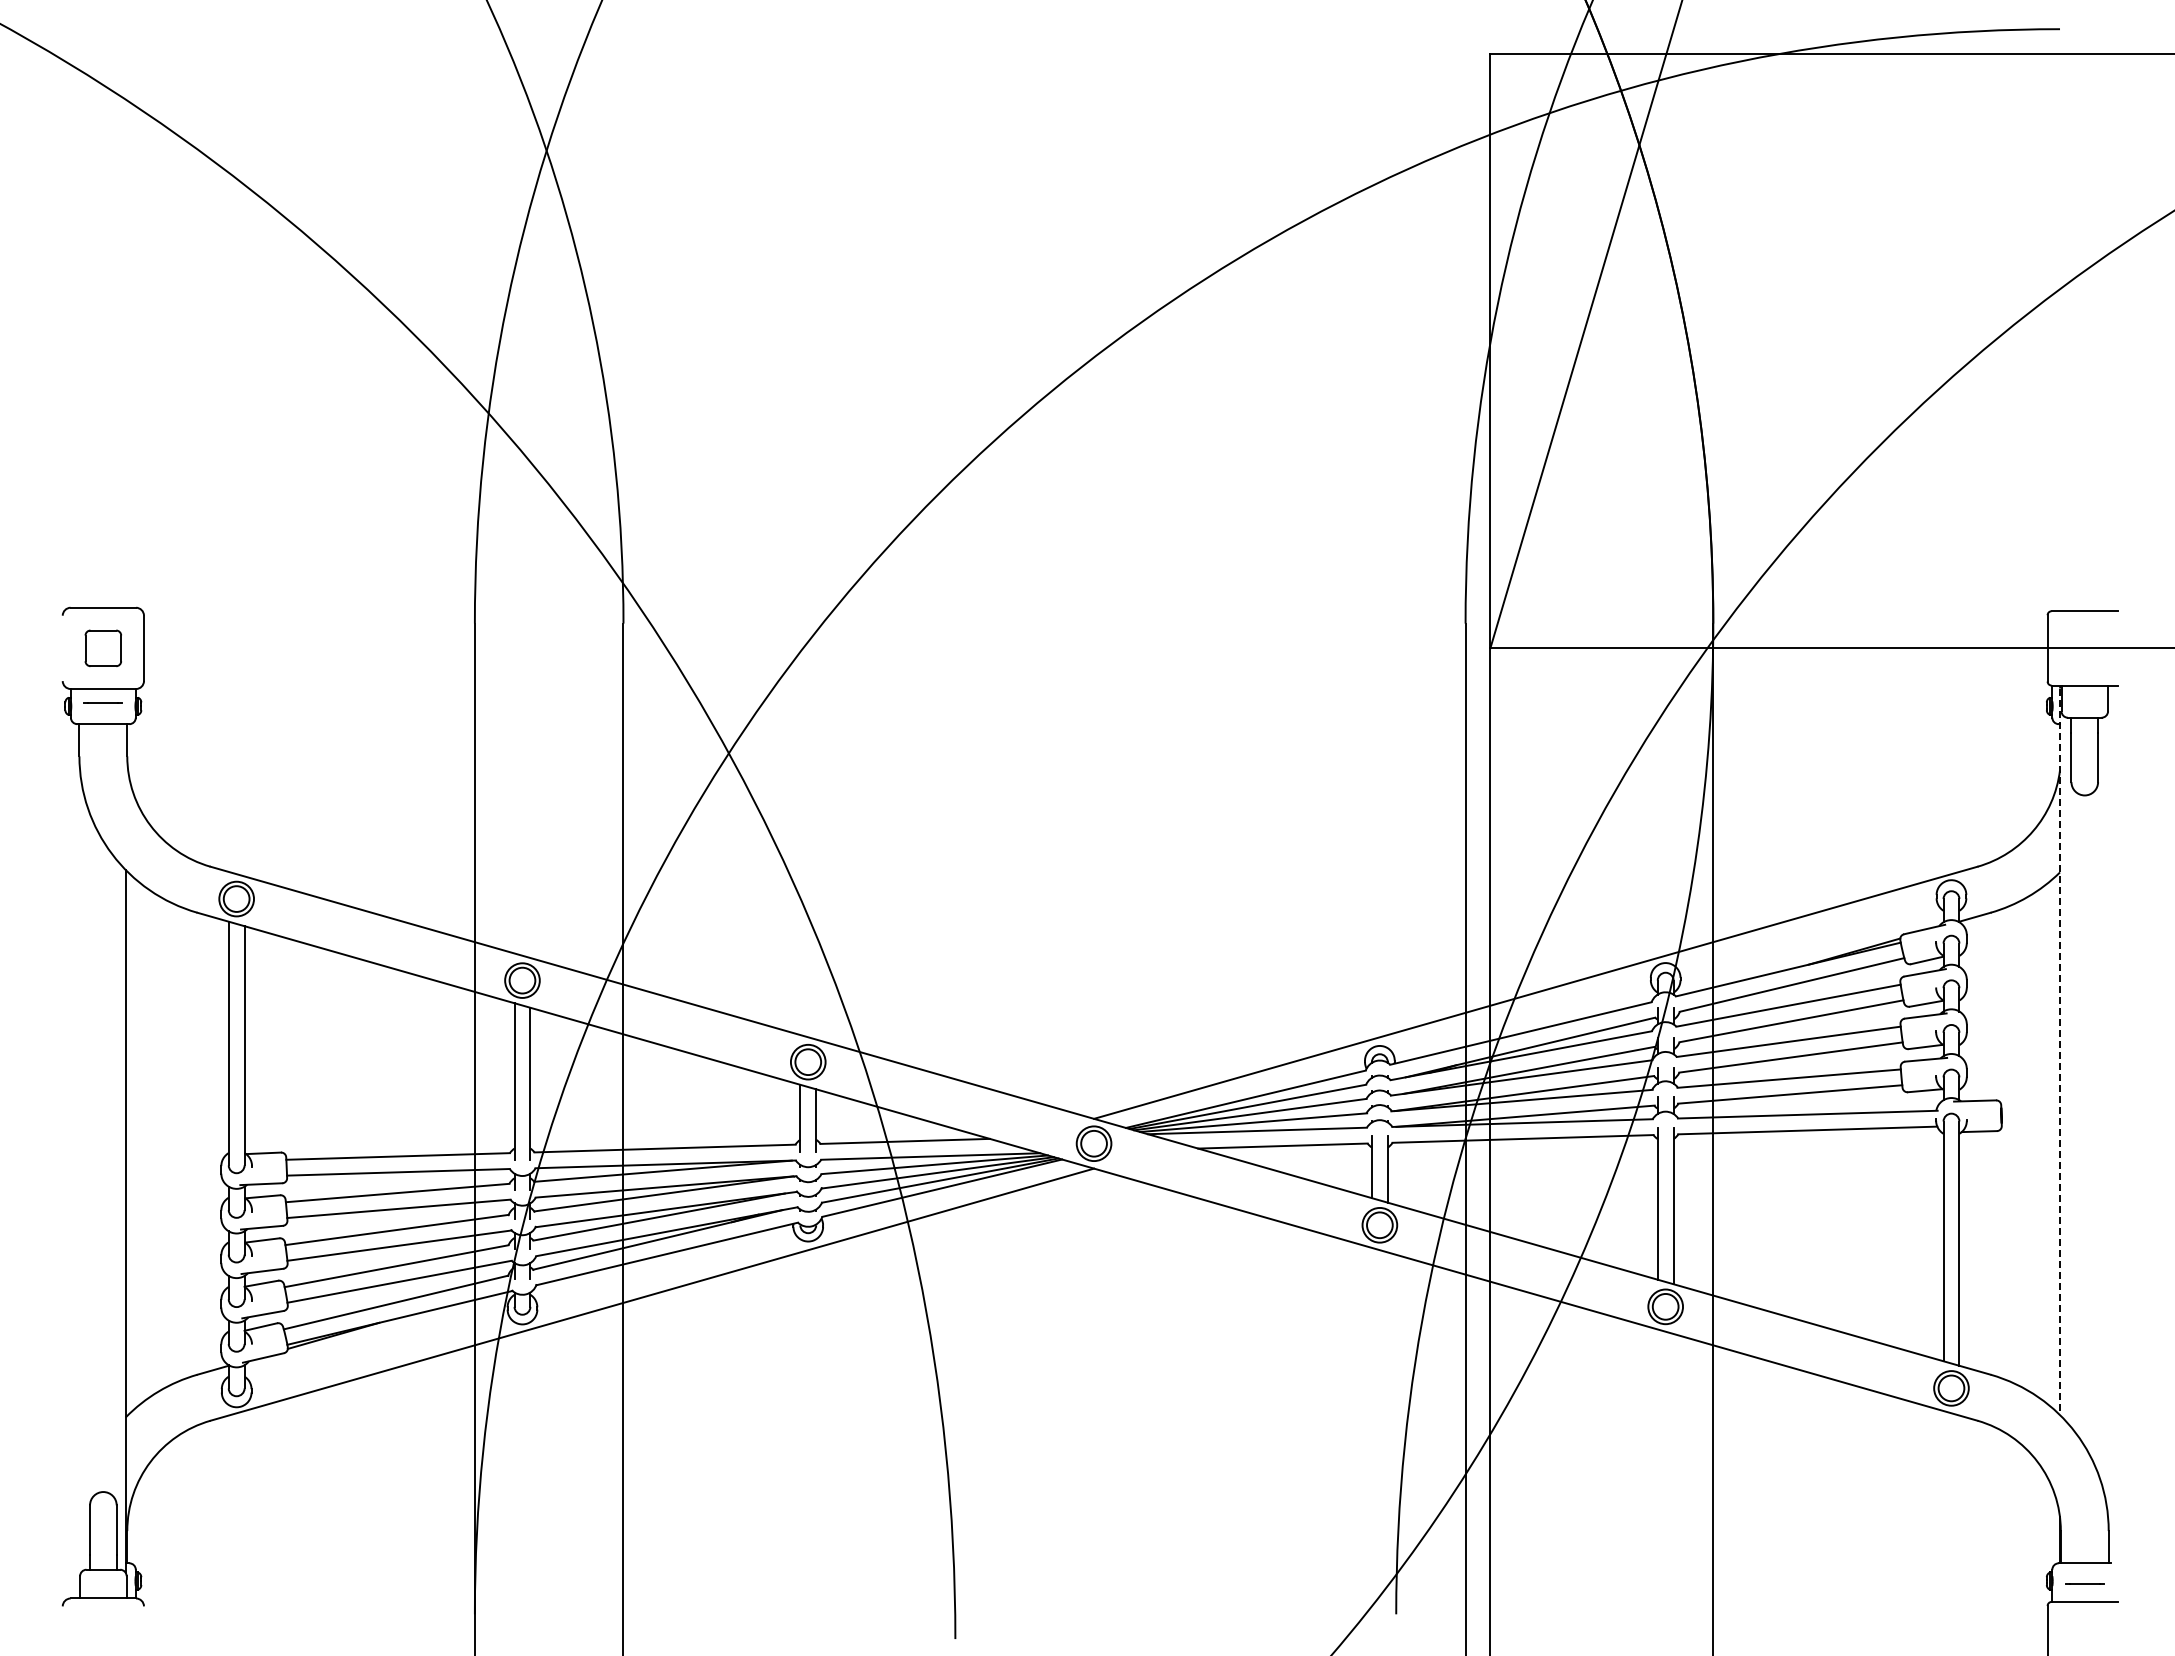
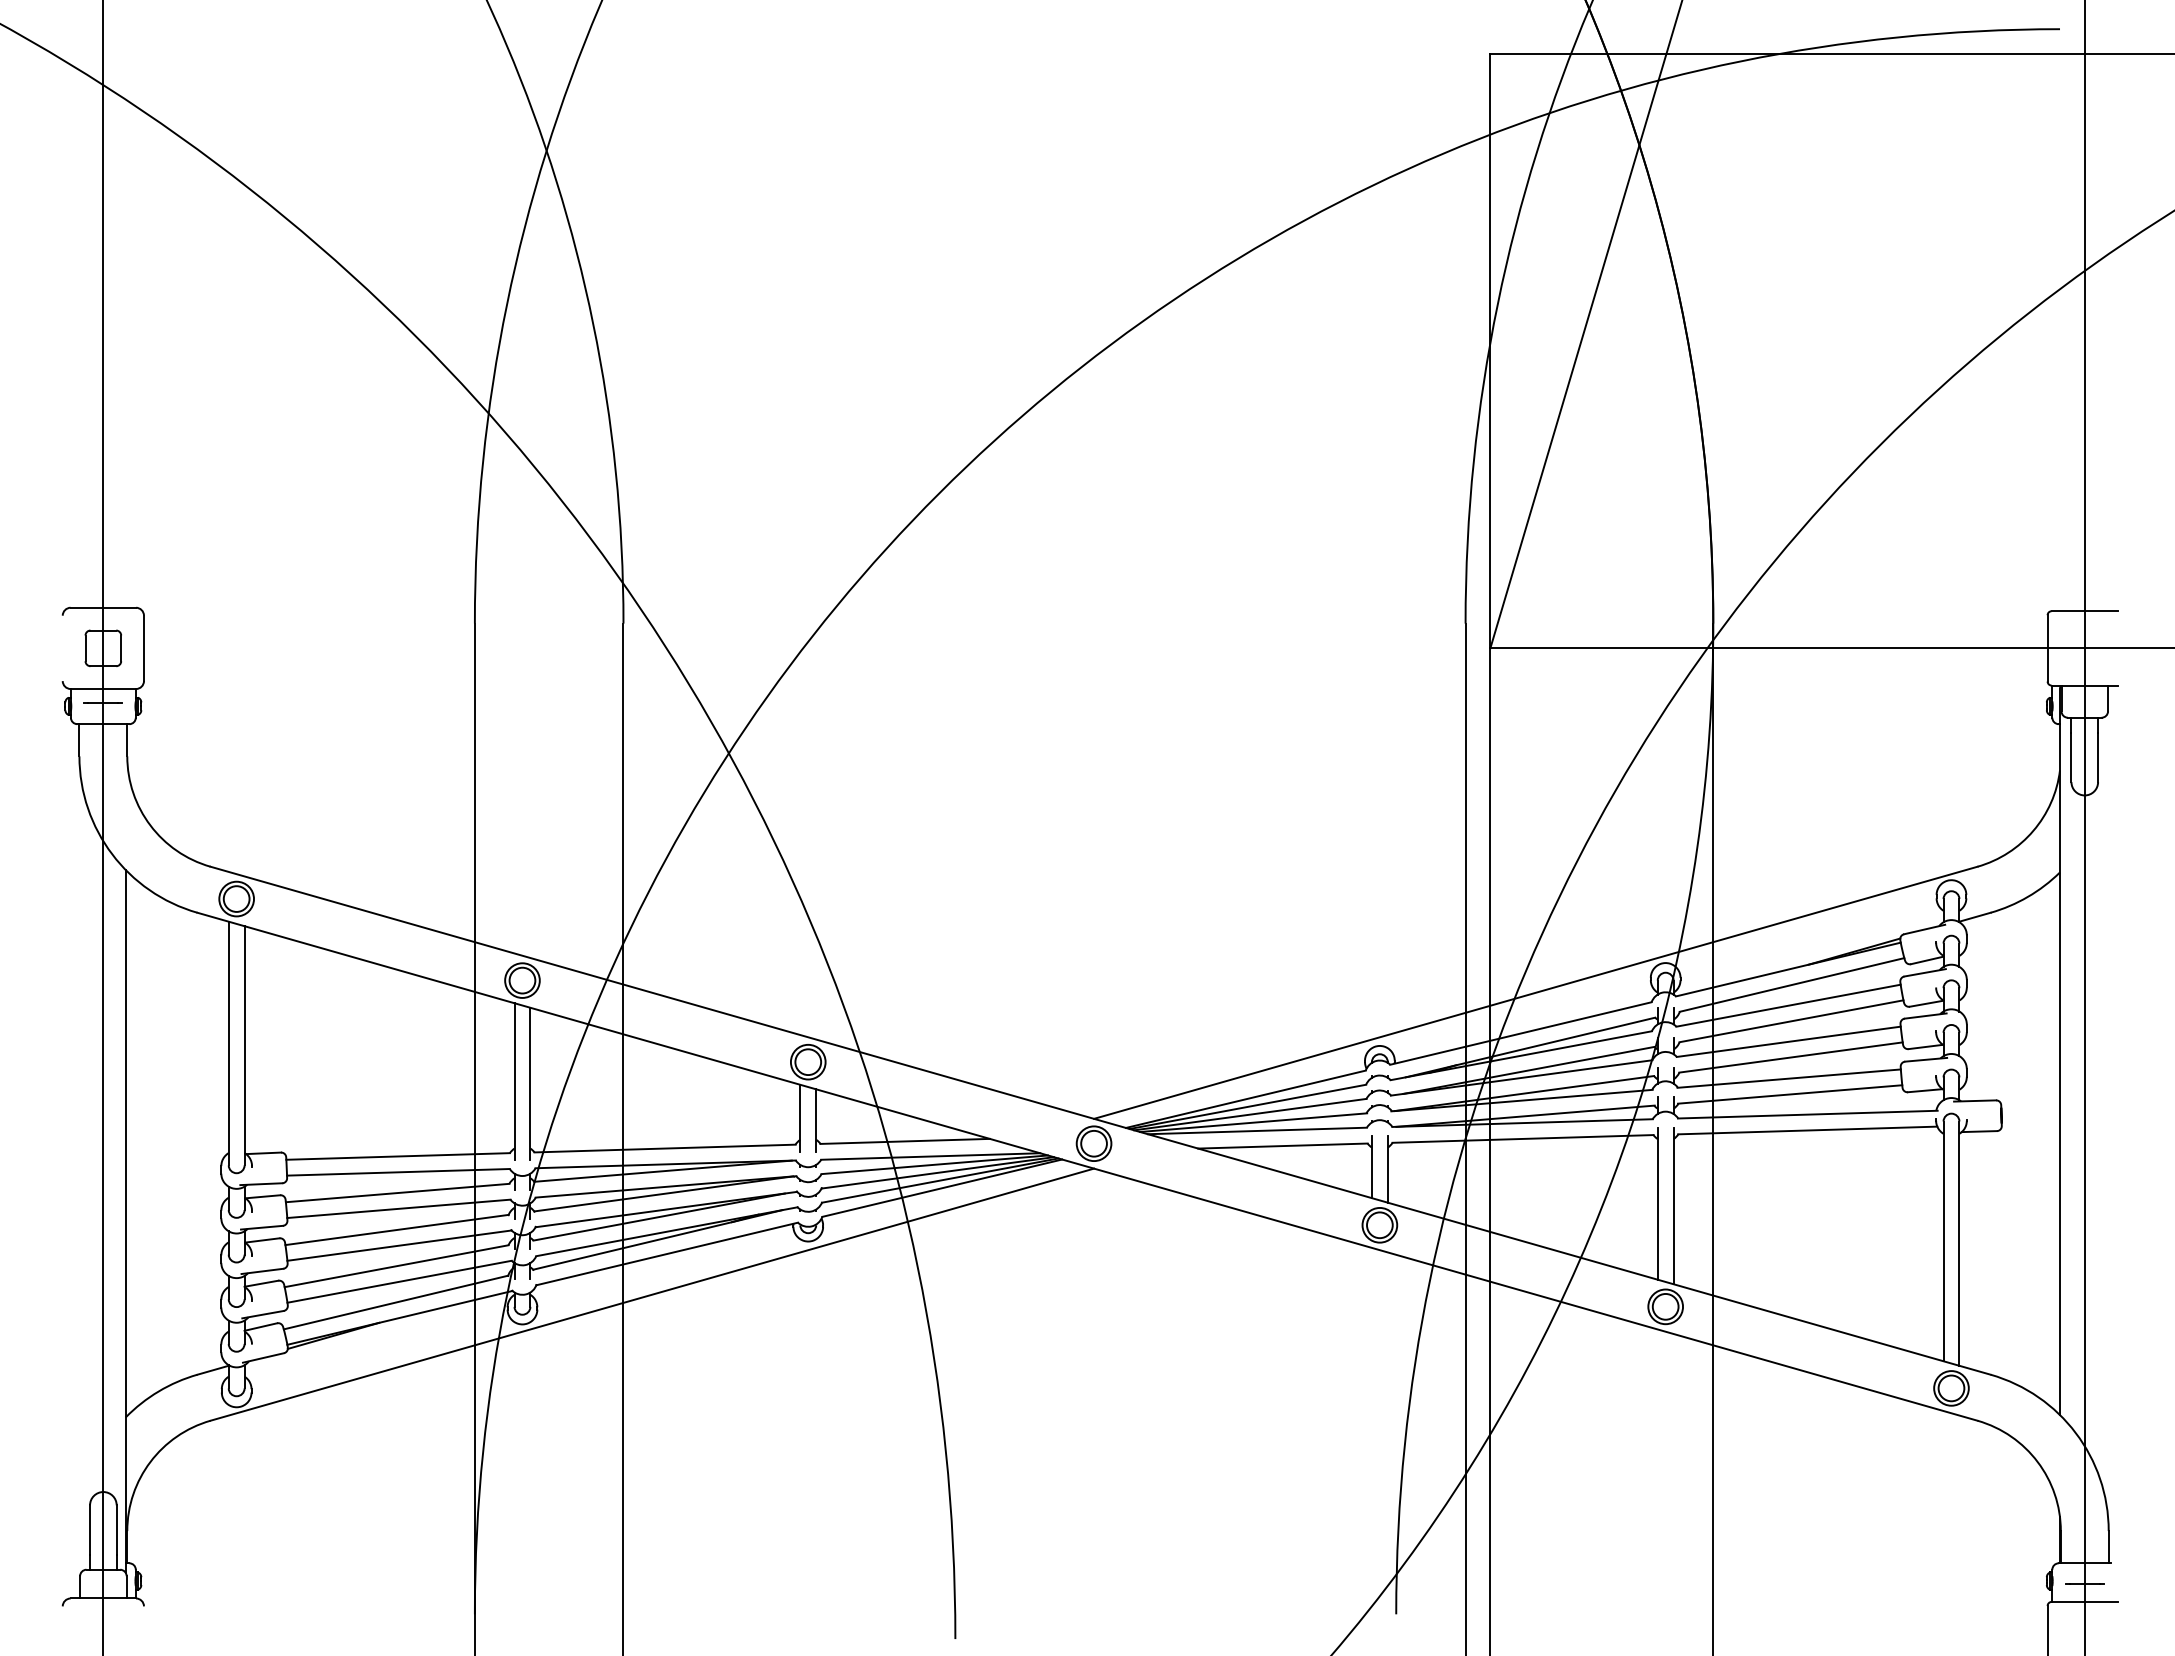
line: none -> present (103, 827)
line: none -> present (2084, 827)
line: dashed -> solid (2060, 1052)
